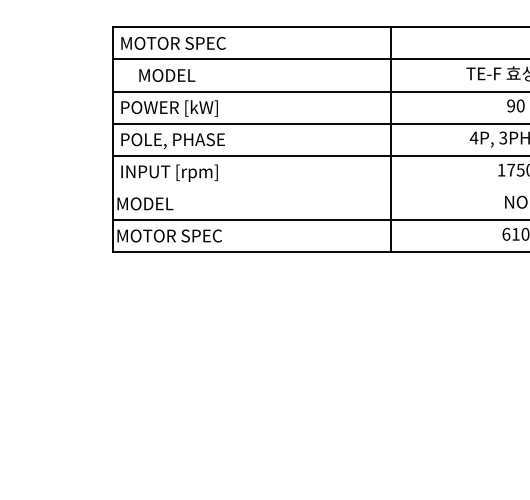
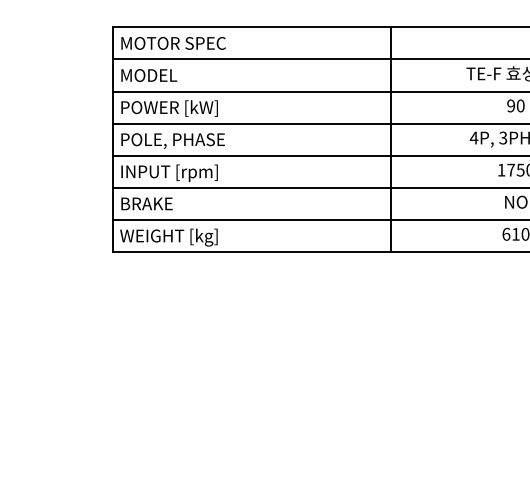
text position: (167, 75) -> (149, 75) (149, 75)
line: none -> present (319, 187)
text: MODEL -> BRAKE (145, 203)
text: MOTOR SPEC -> WEIGHT [kg] (169, 237)
